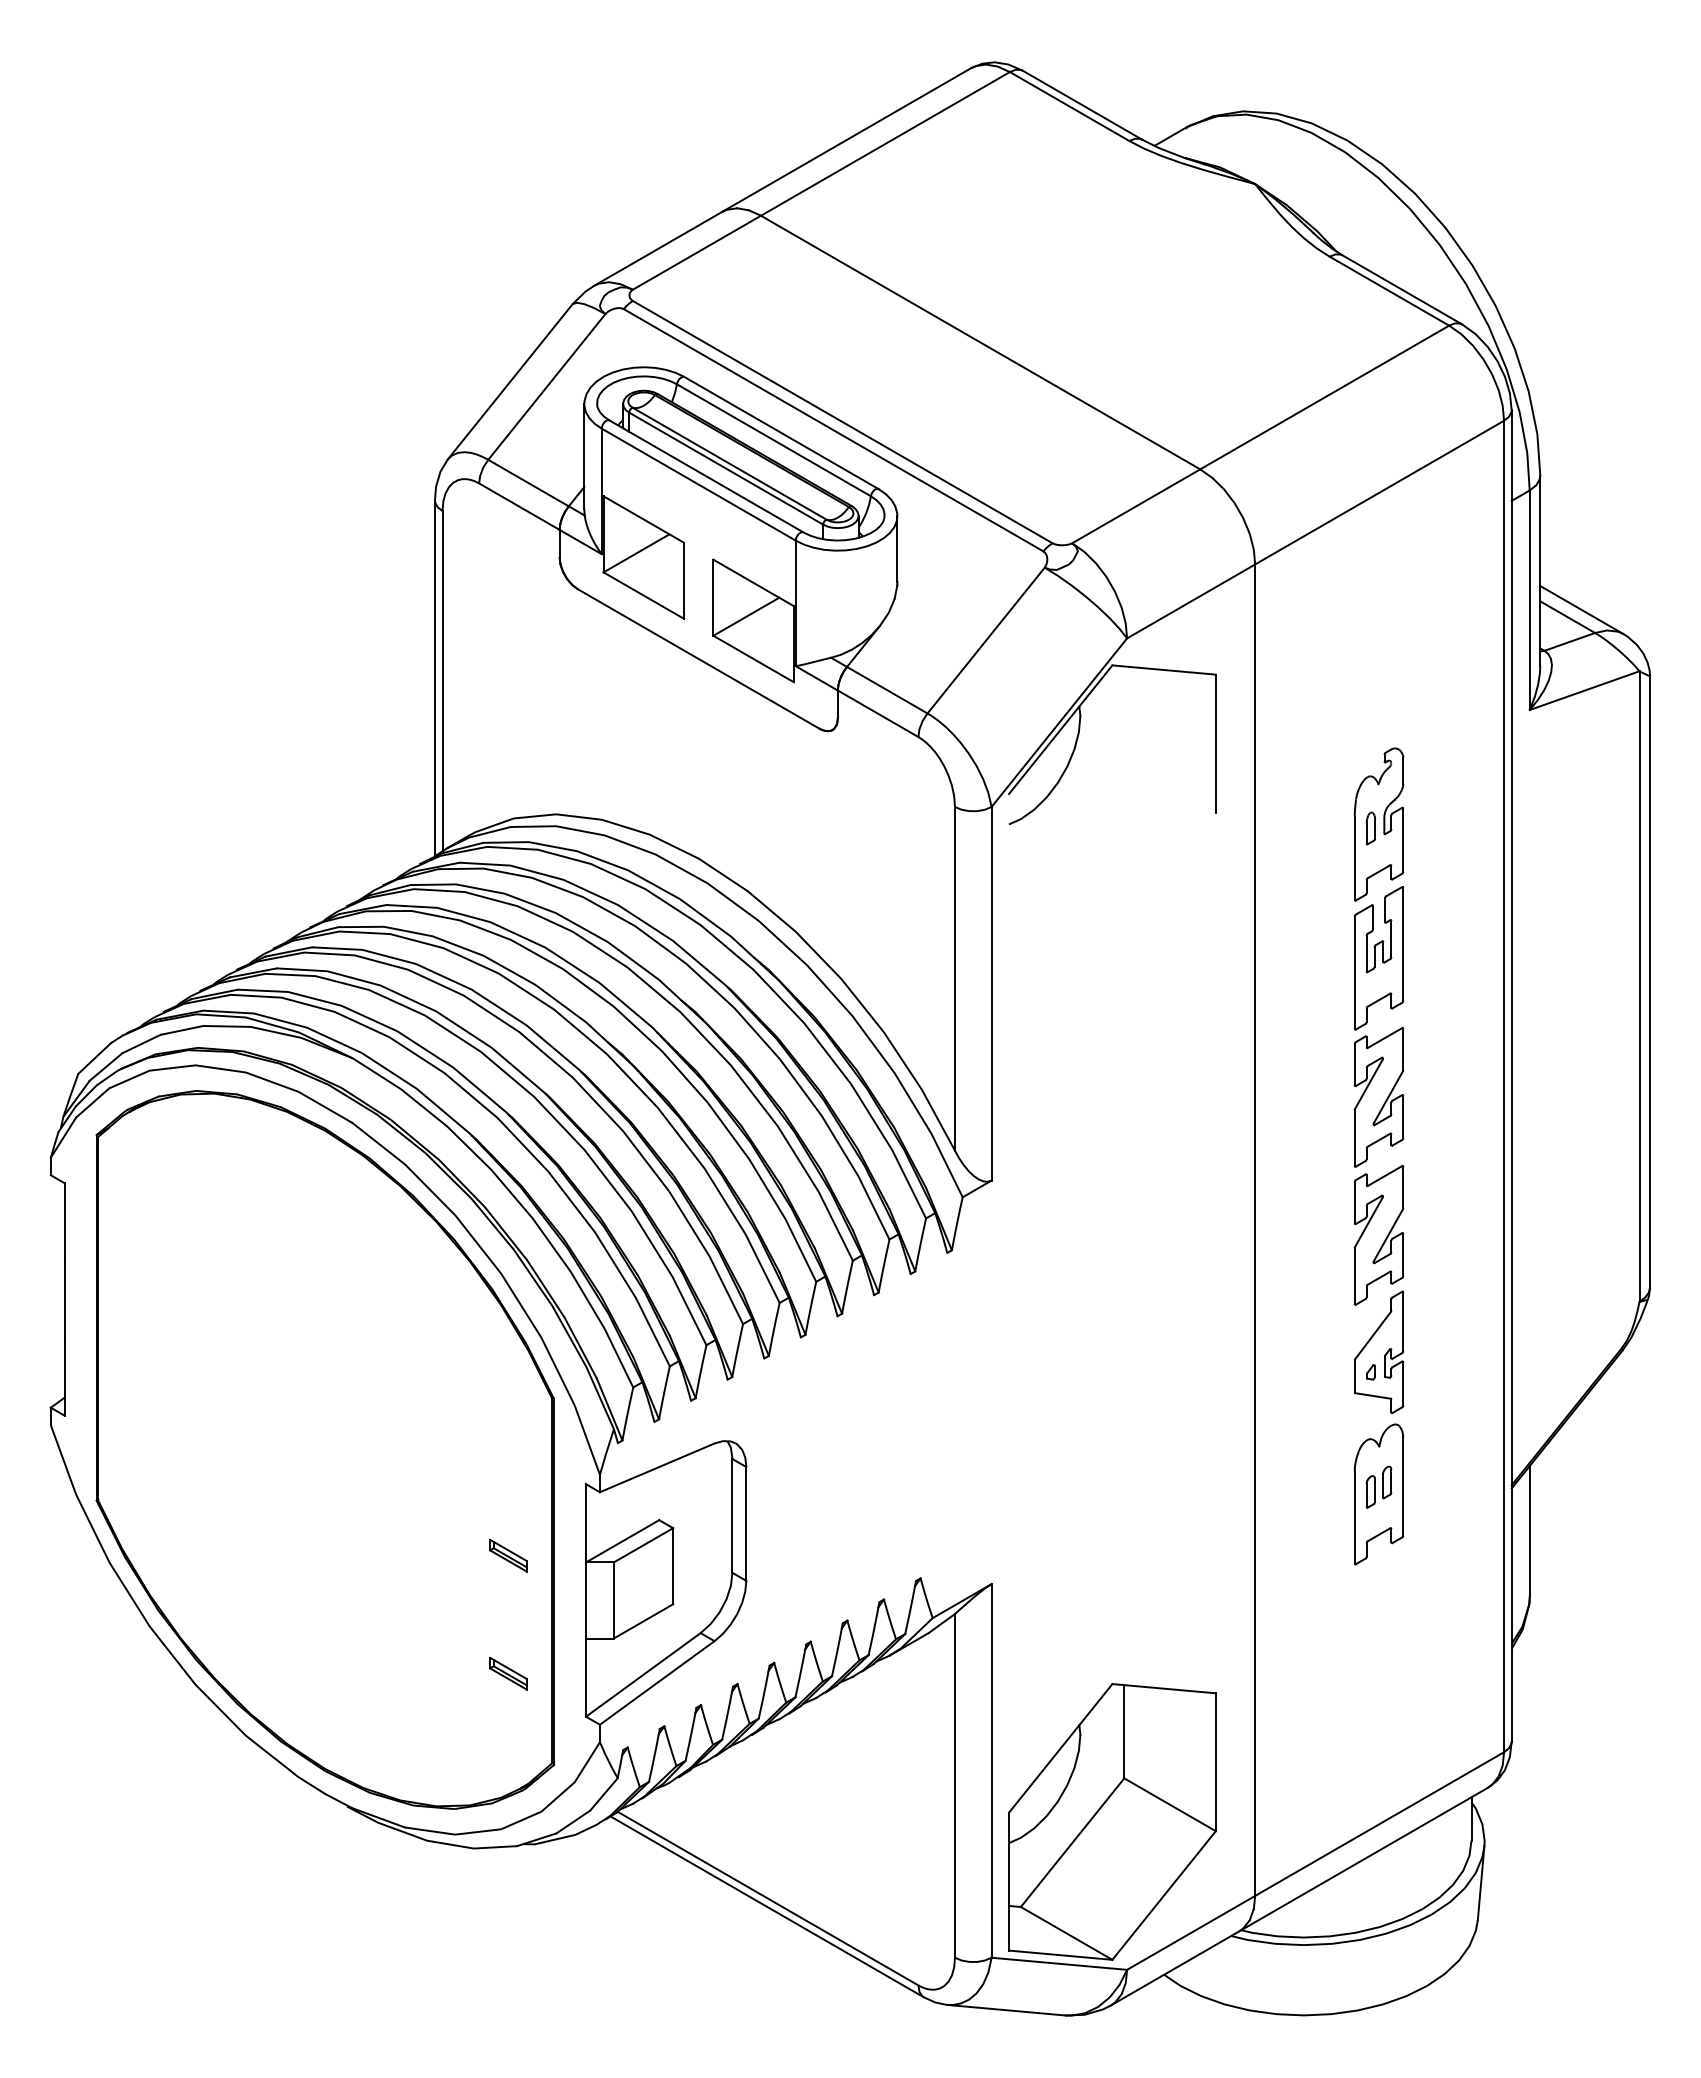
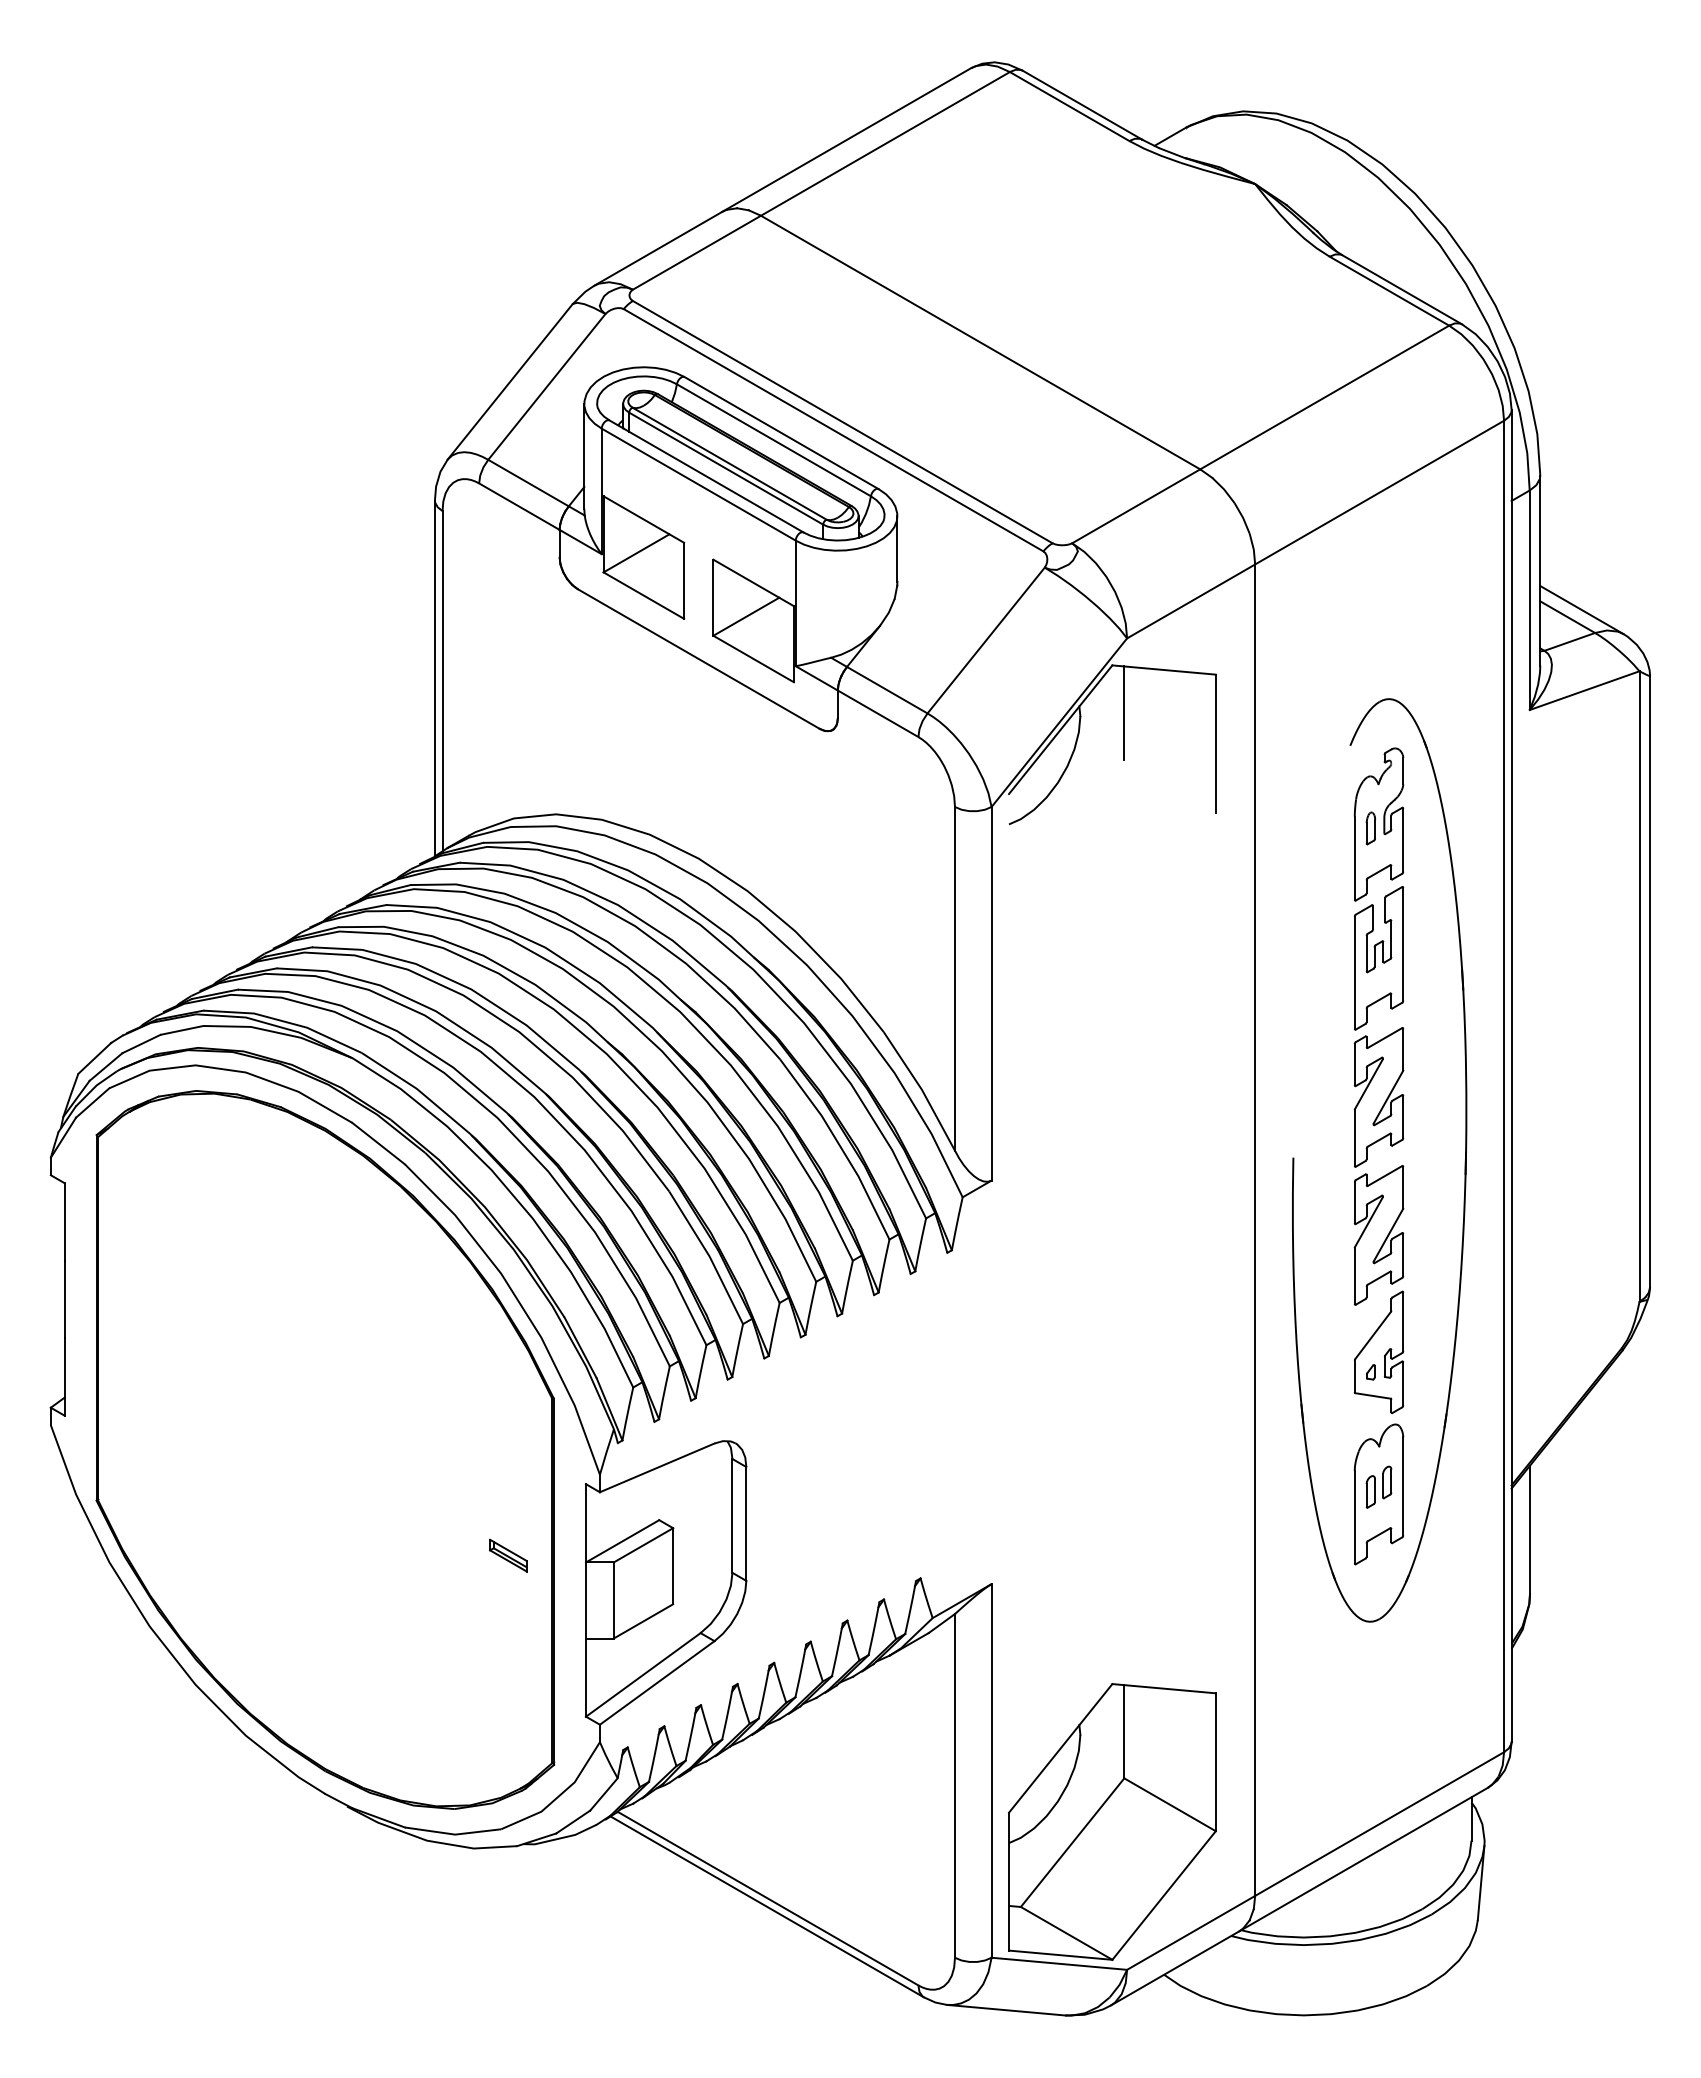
line: none -> present (1124, 712)
part: none -> present (1294, 1160)
part: present -> none (508, 1673)
